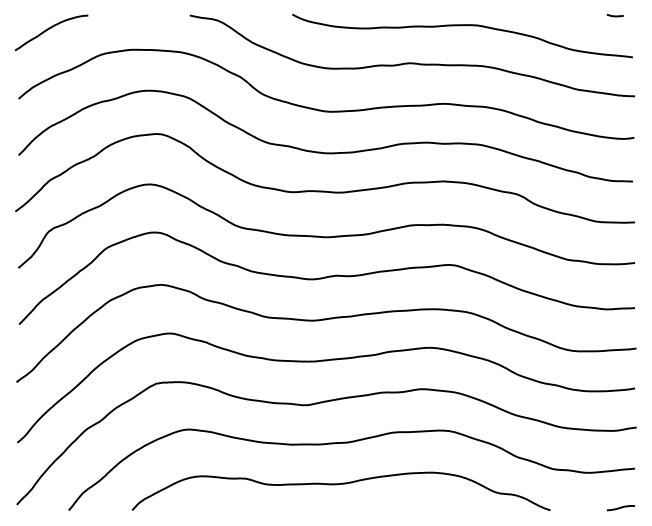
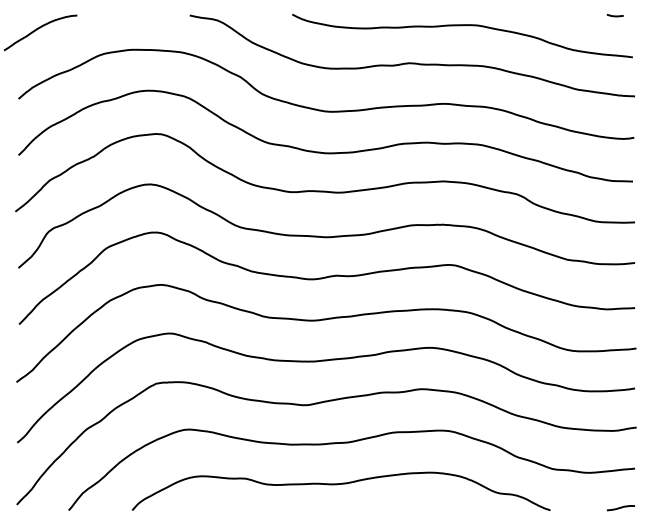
curve position: (49, 29) -> (38, 29) (38, 29)
